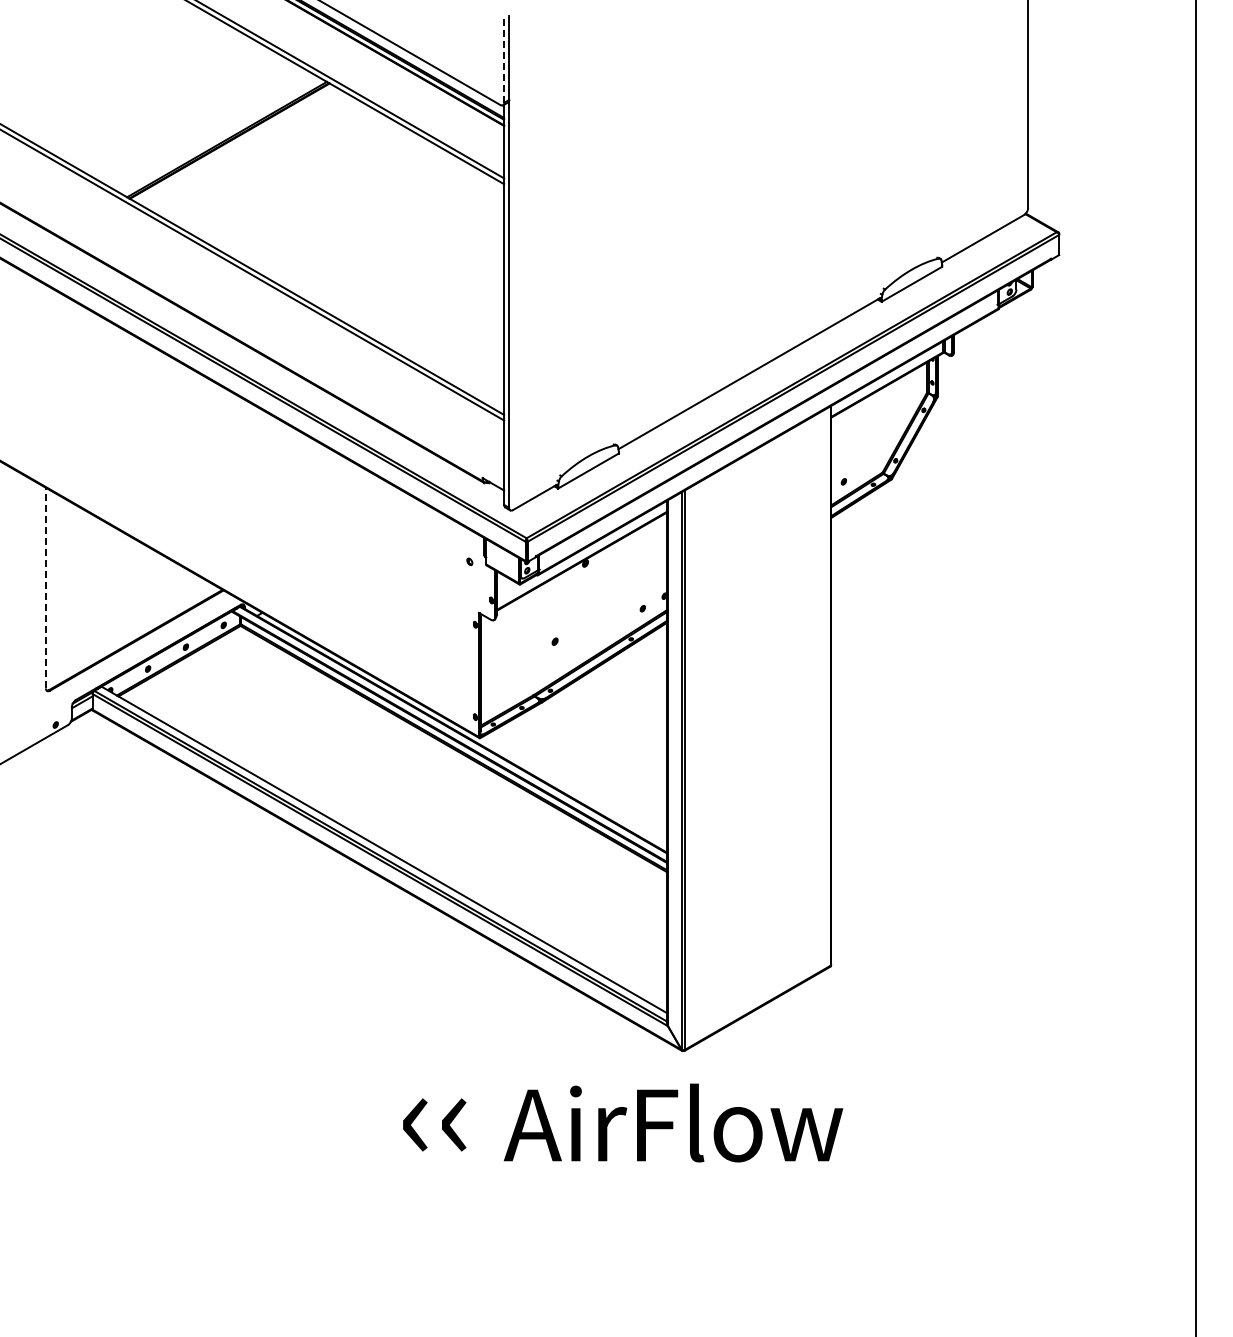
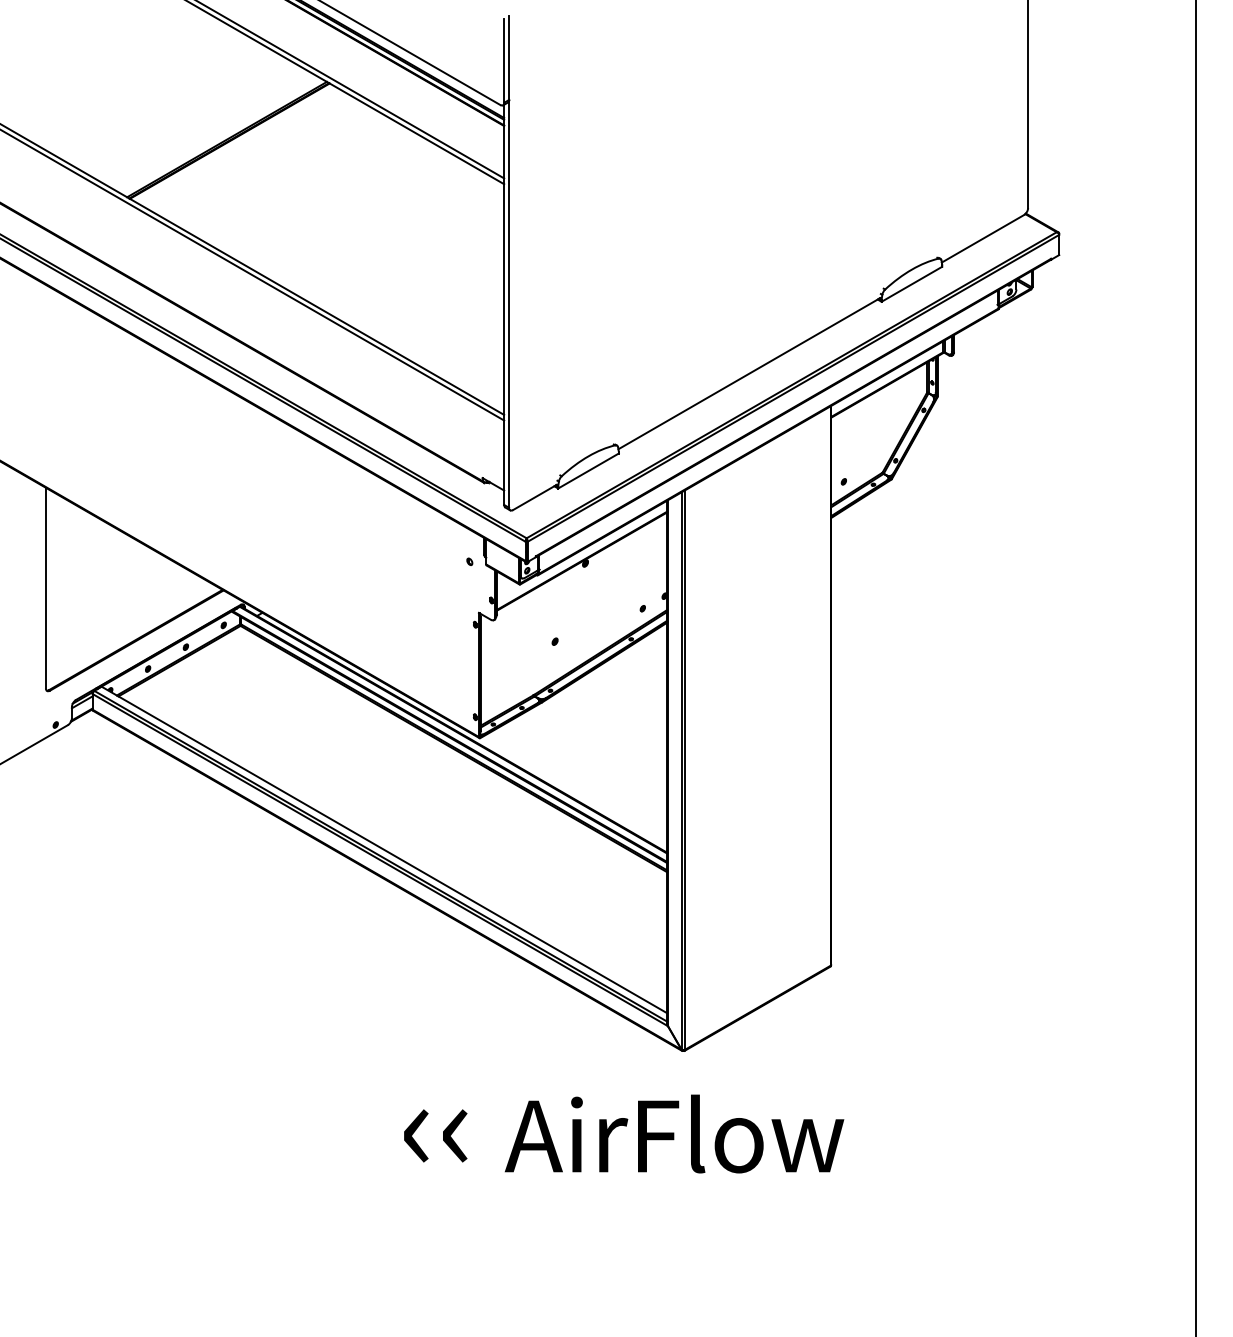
line: dashed -> solid (504, 60)
line: dashed -> solid (45, 587)
text position: (623, 1122) -> (624, 1133) (624, 1133)
